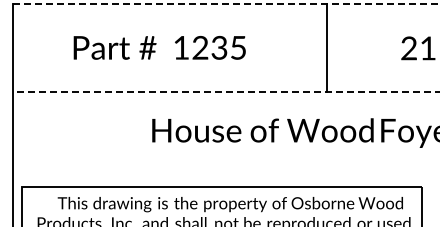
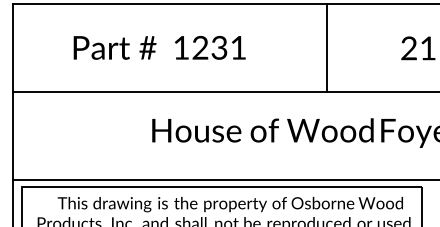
line: dashed -> solid (226, 4)
text: 1235 -> 1231 (238, 47)
line: dashed -> solid (226, 92)
line: none -> present (224, 179)
